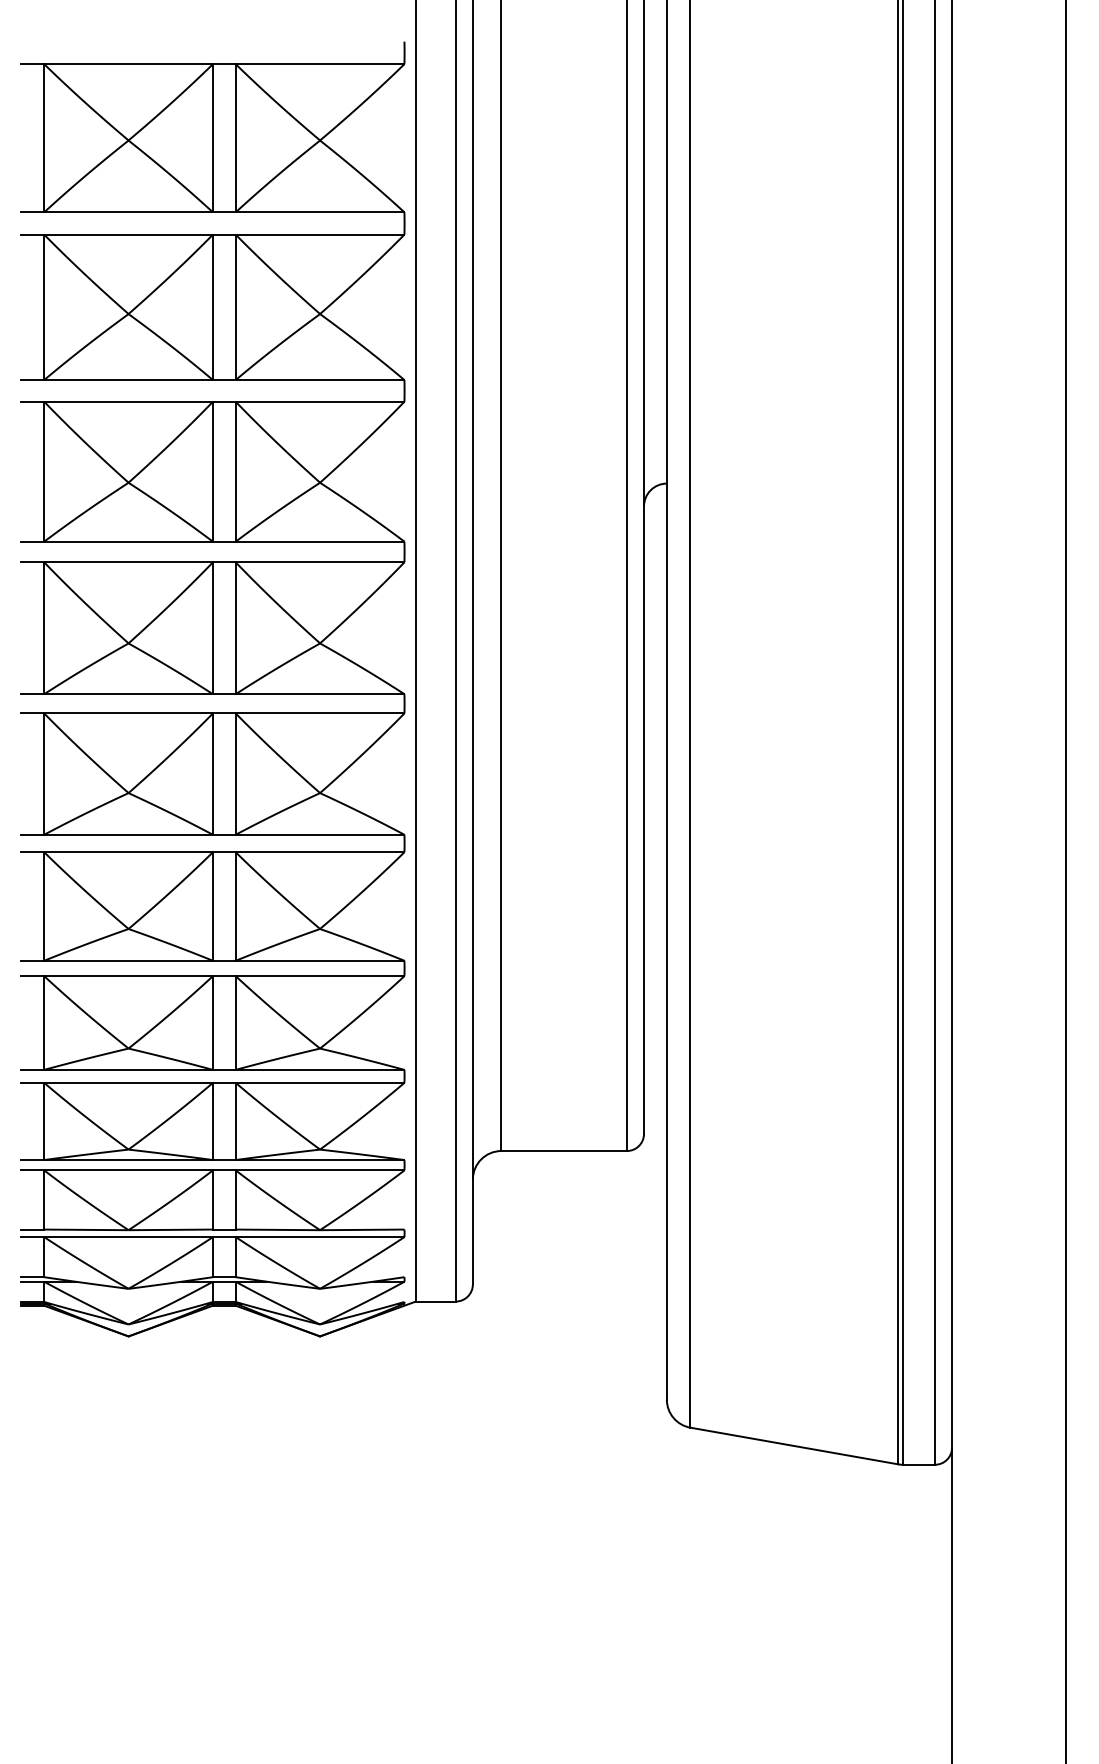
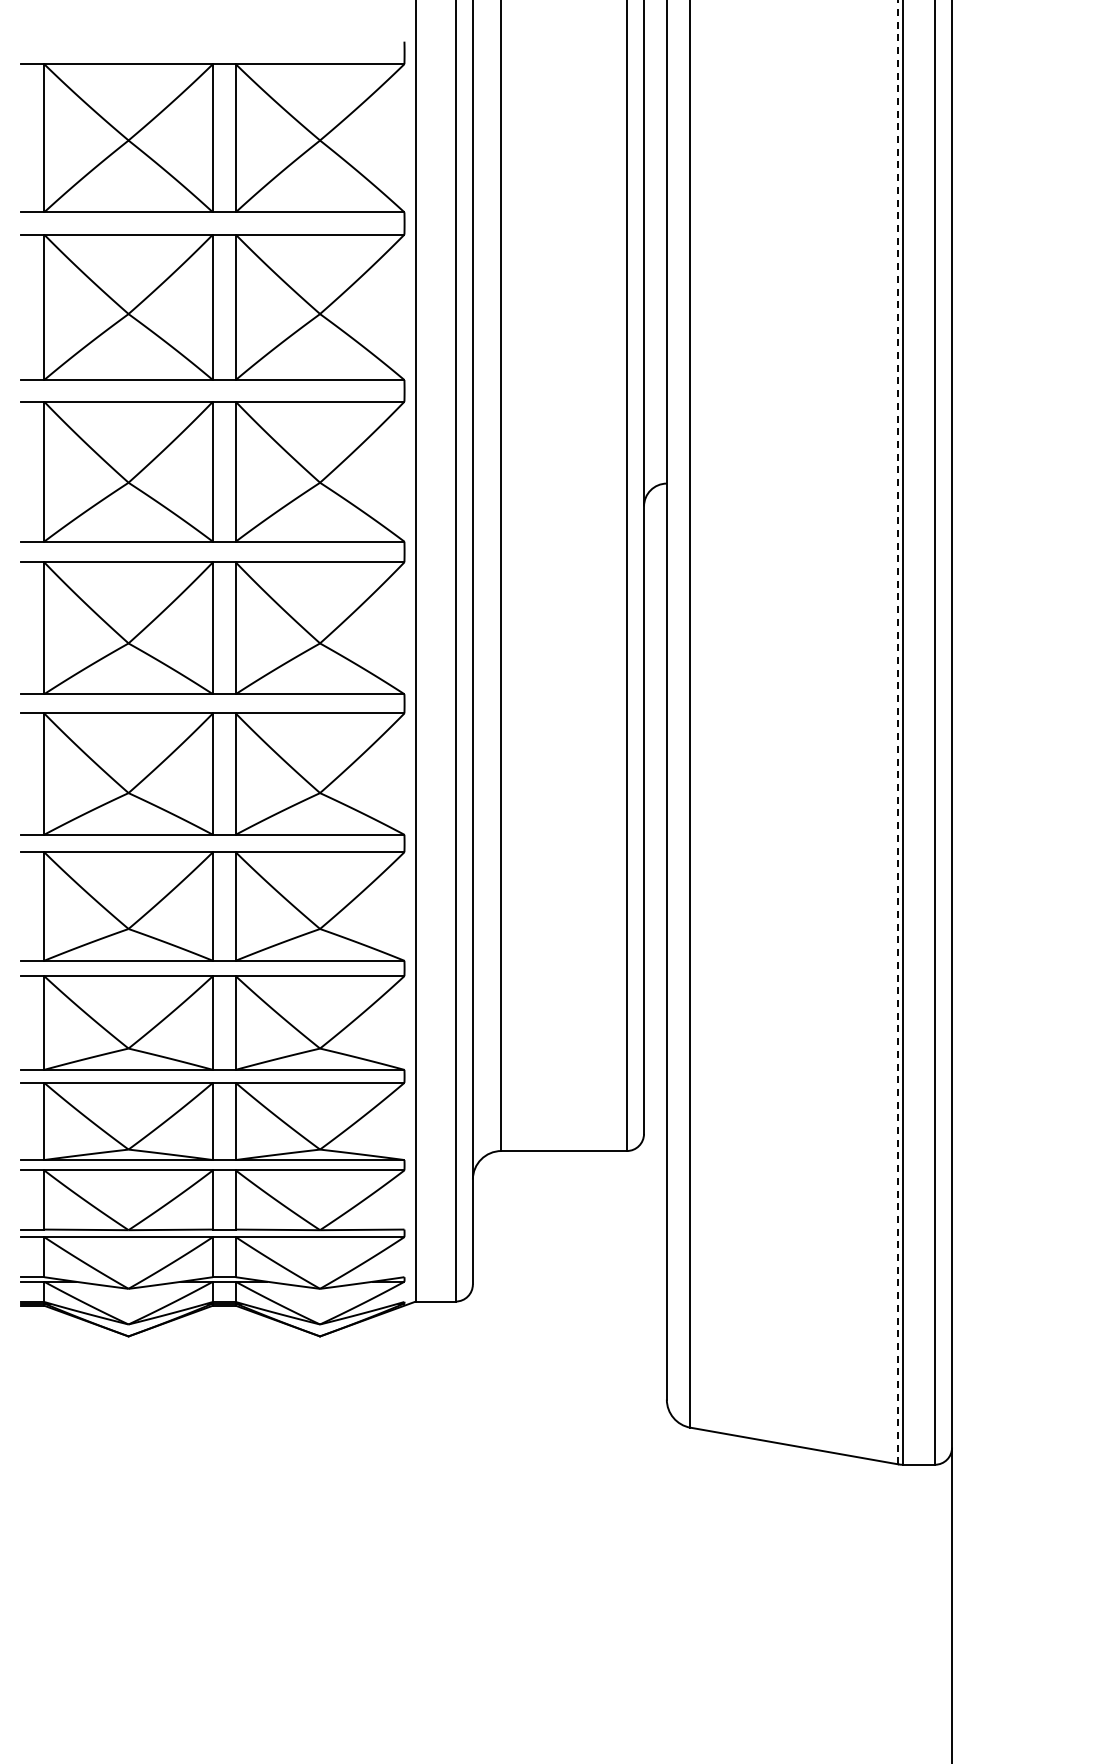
line: solid -> dashed (898, 732)
line: present -> none (1066, 881)
